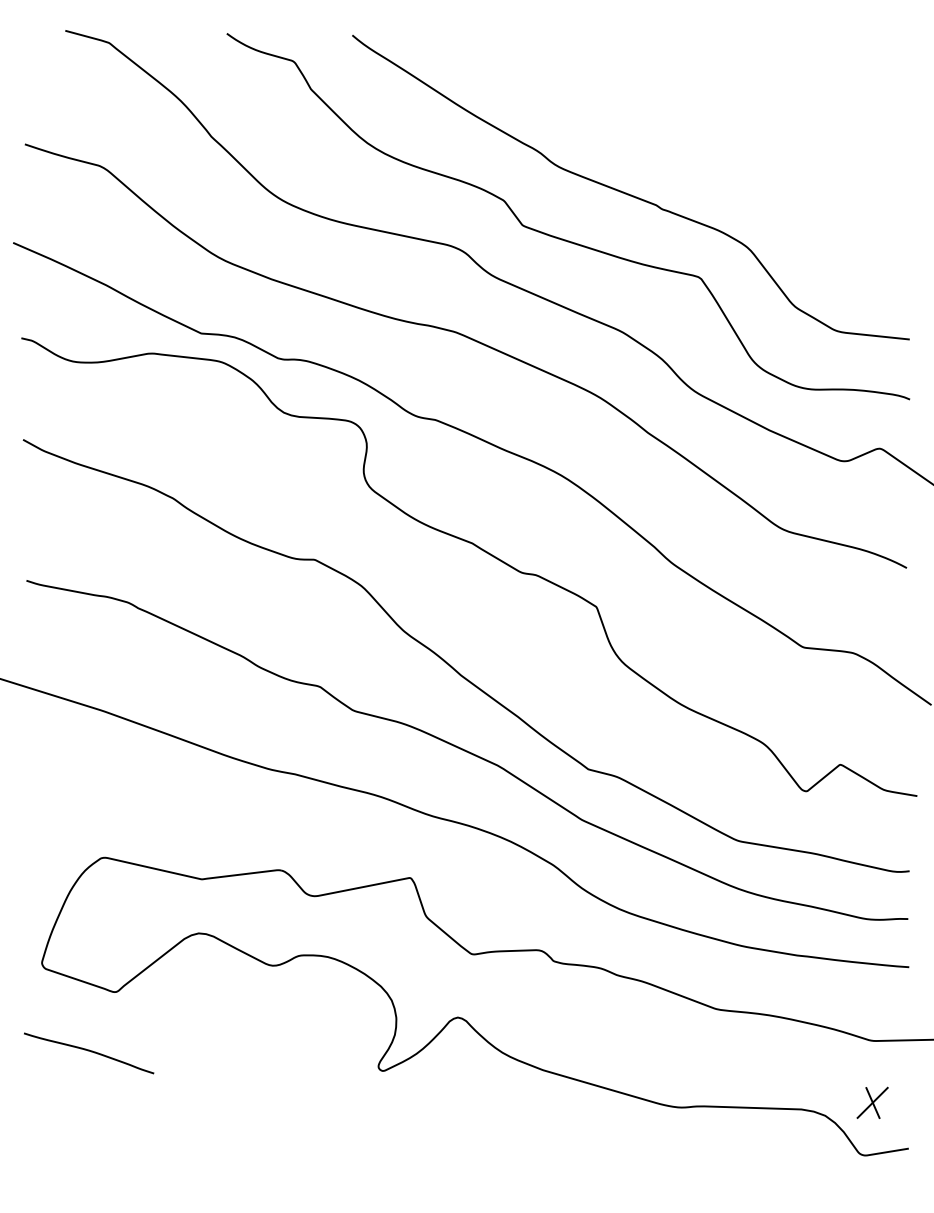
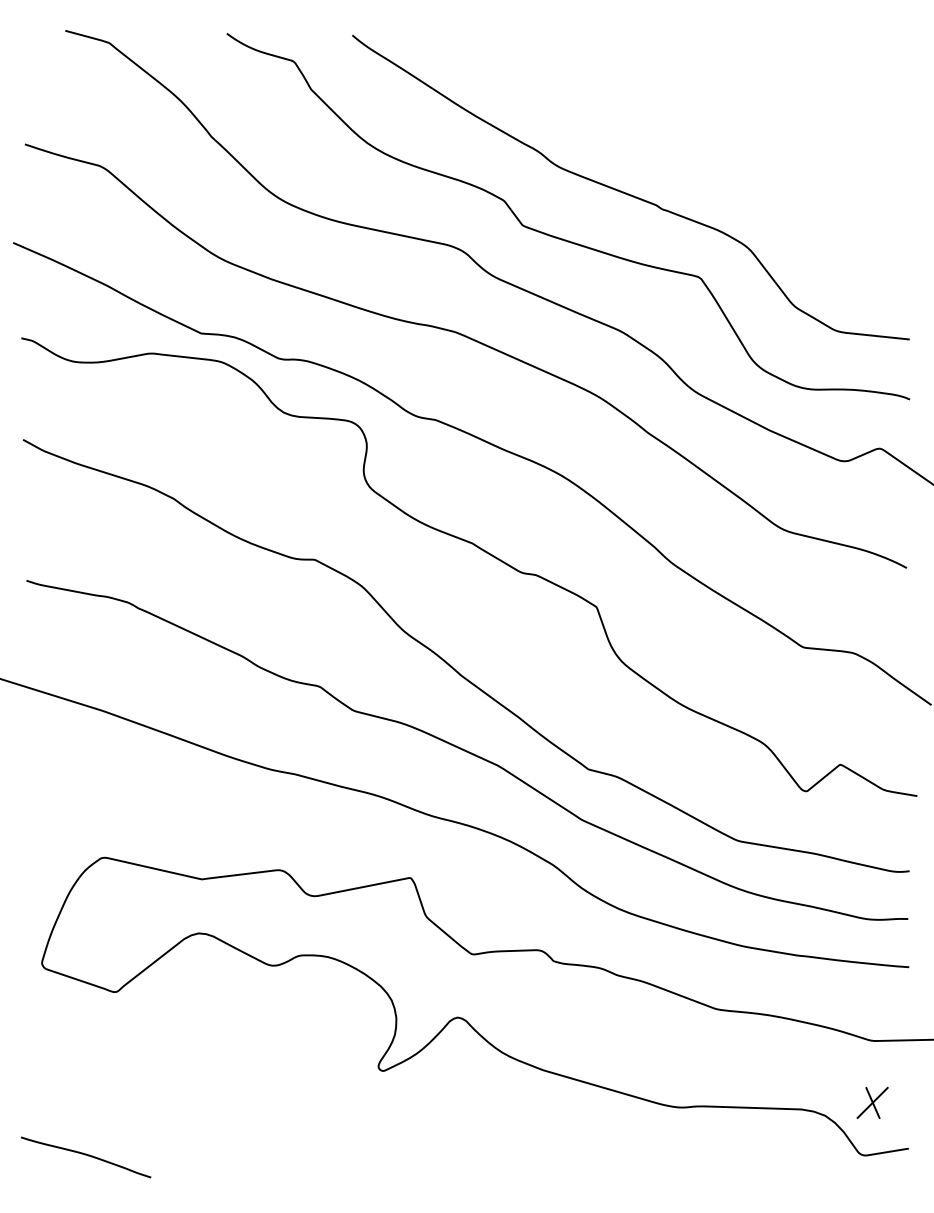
curve position: (89, 1051) -> (86, 1155) (86, 1155)
